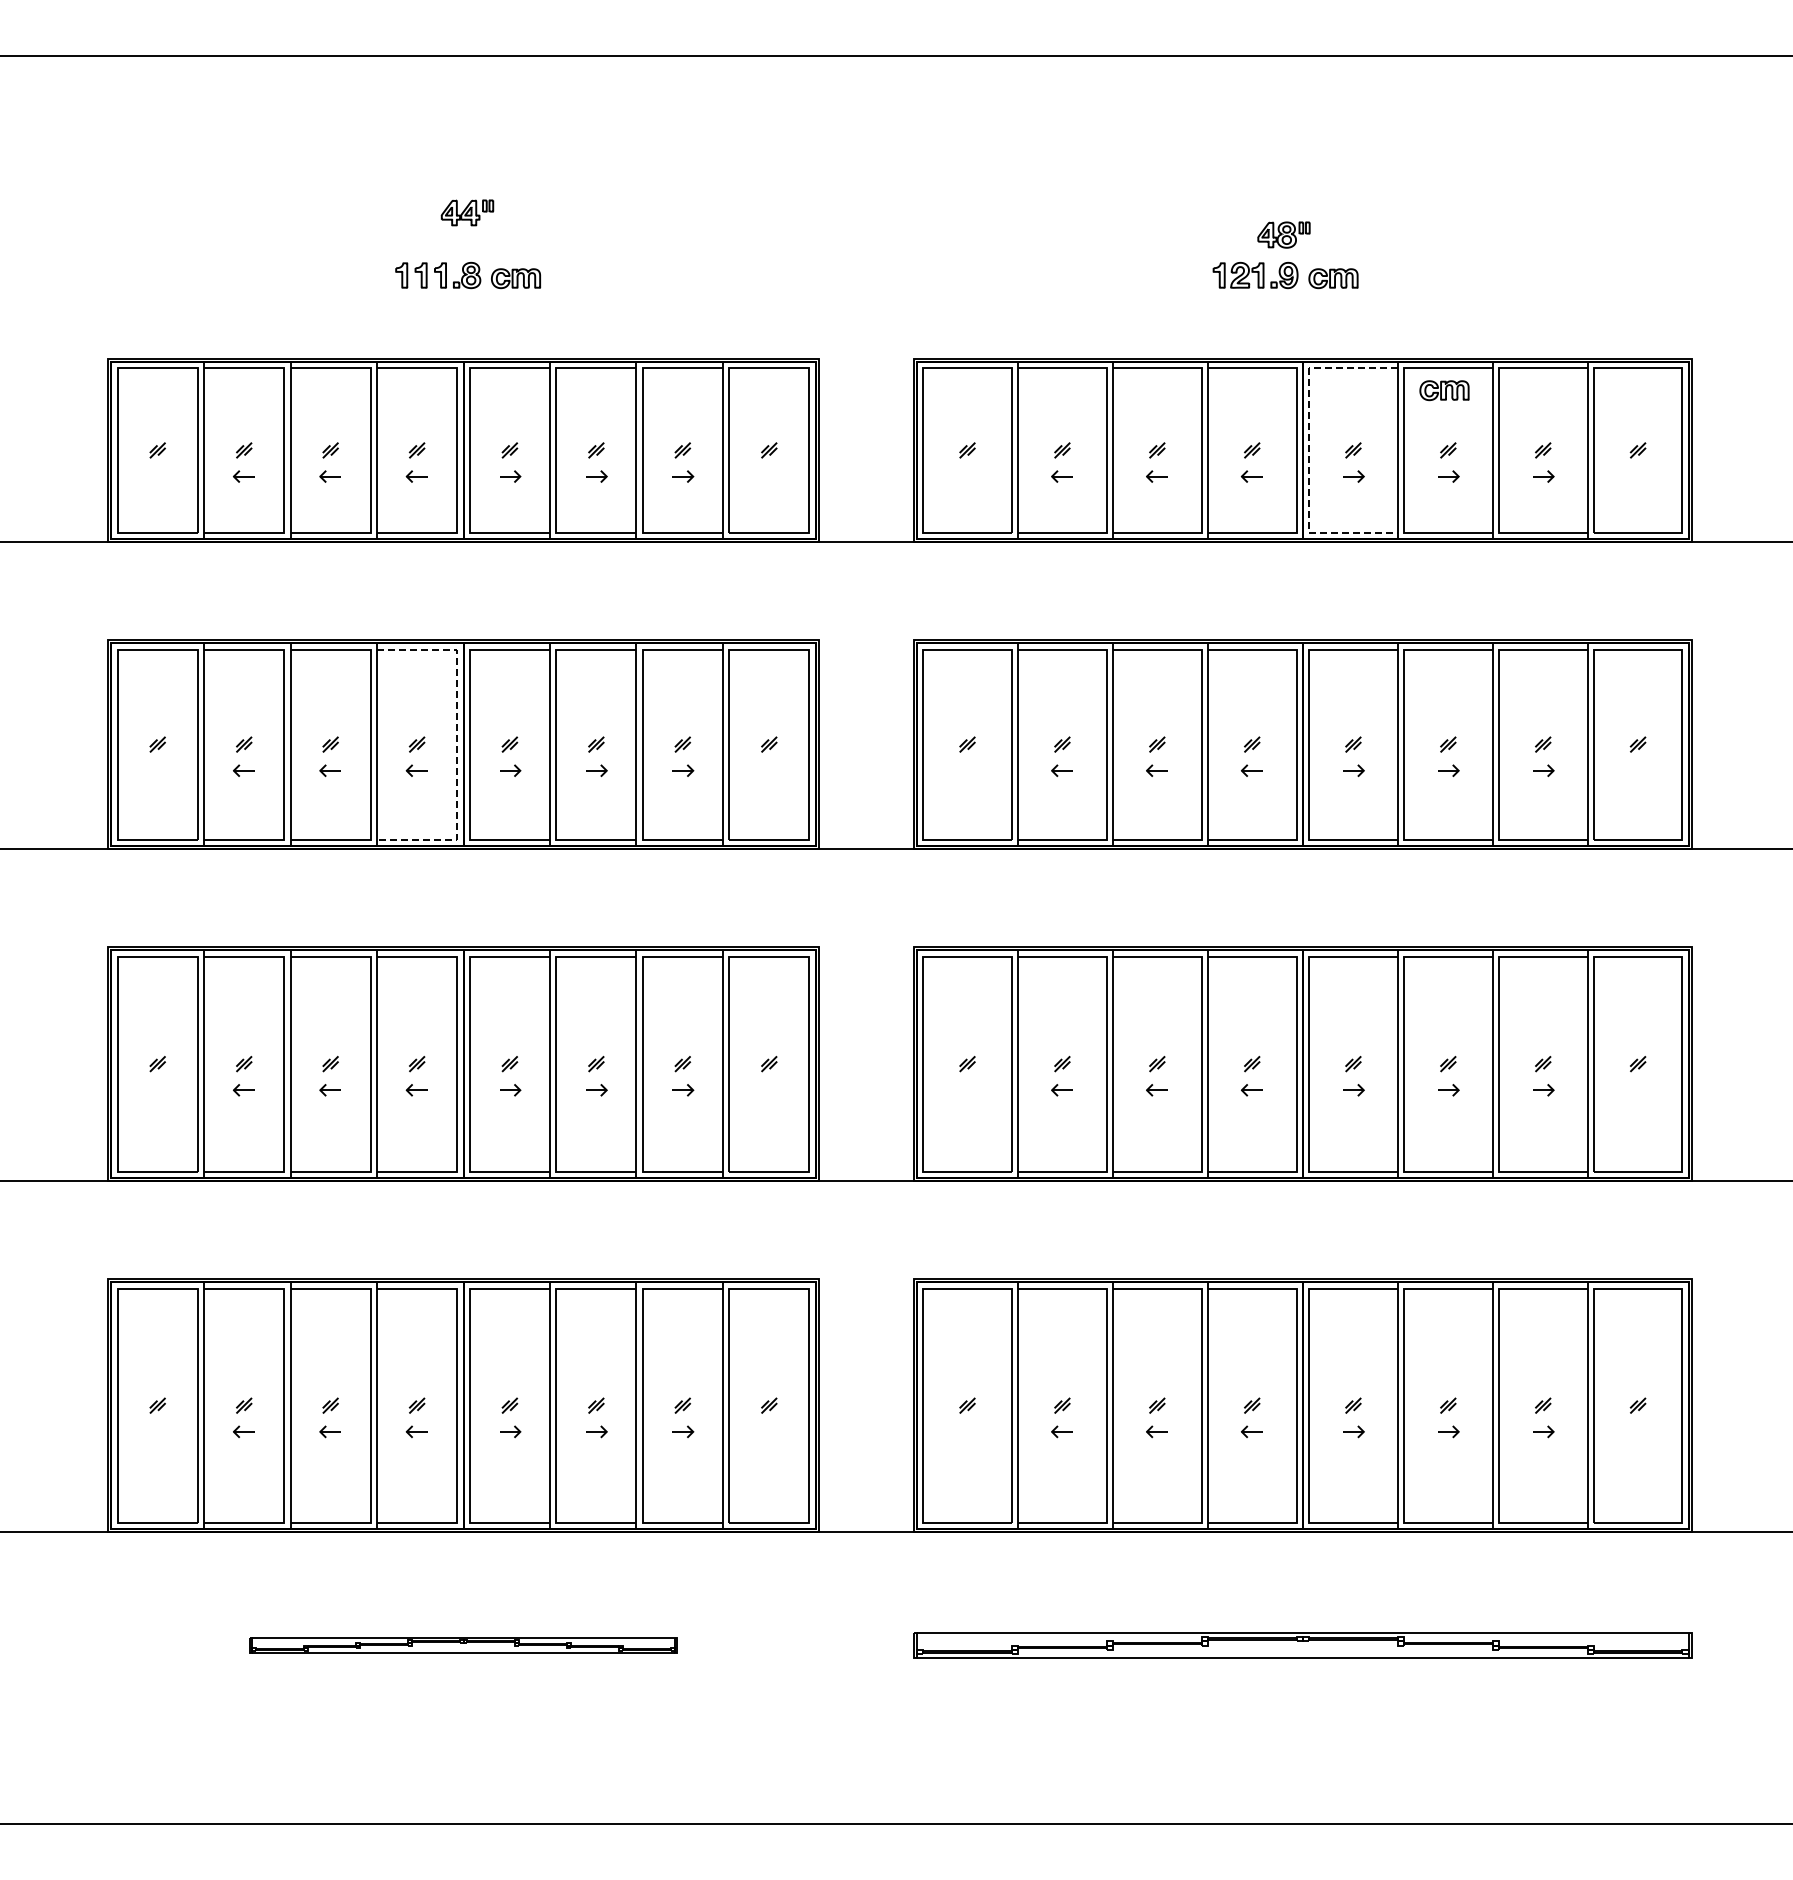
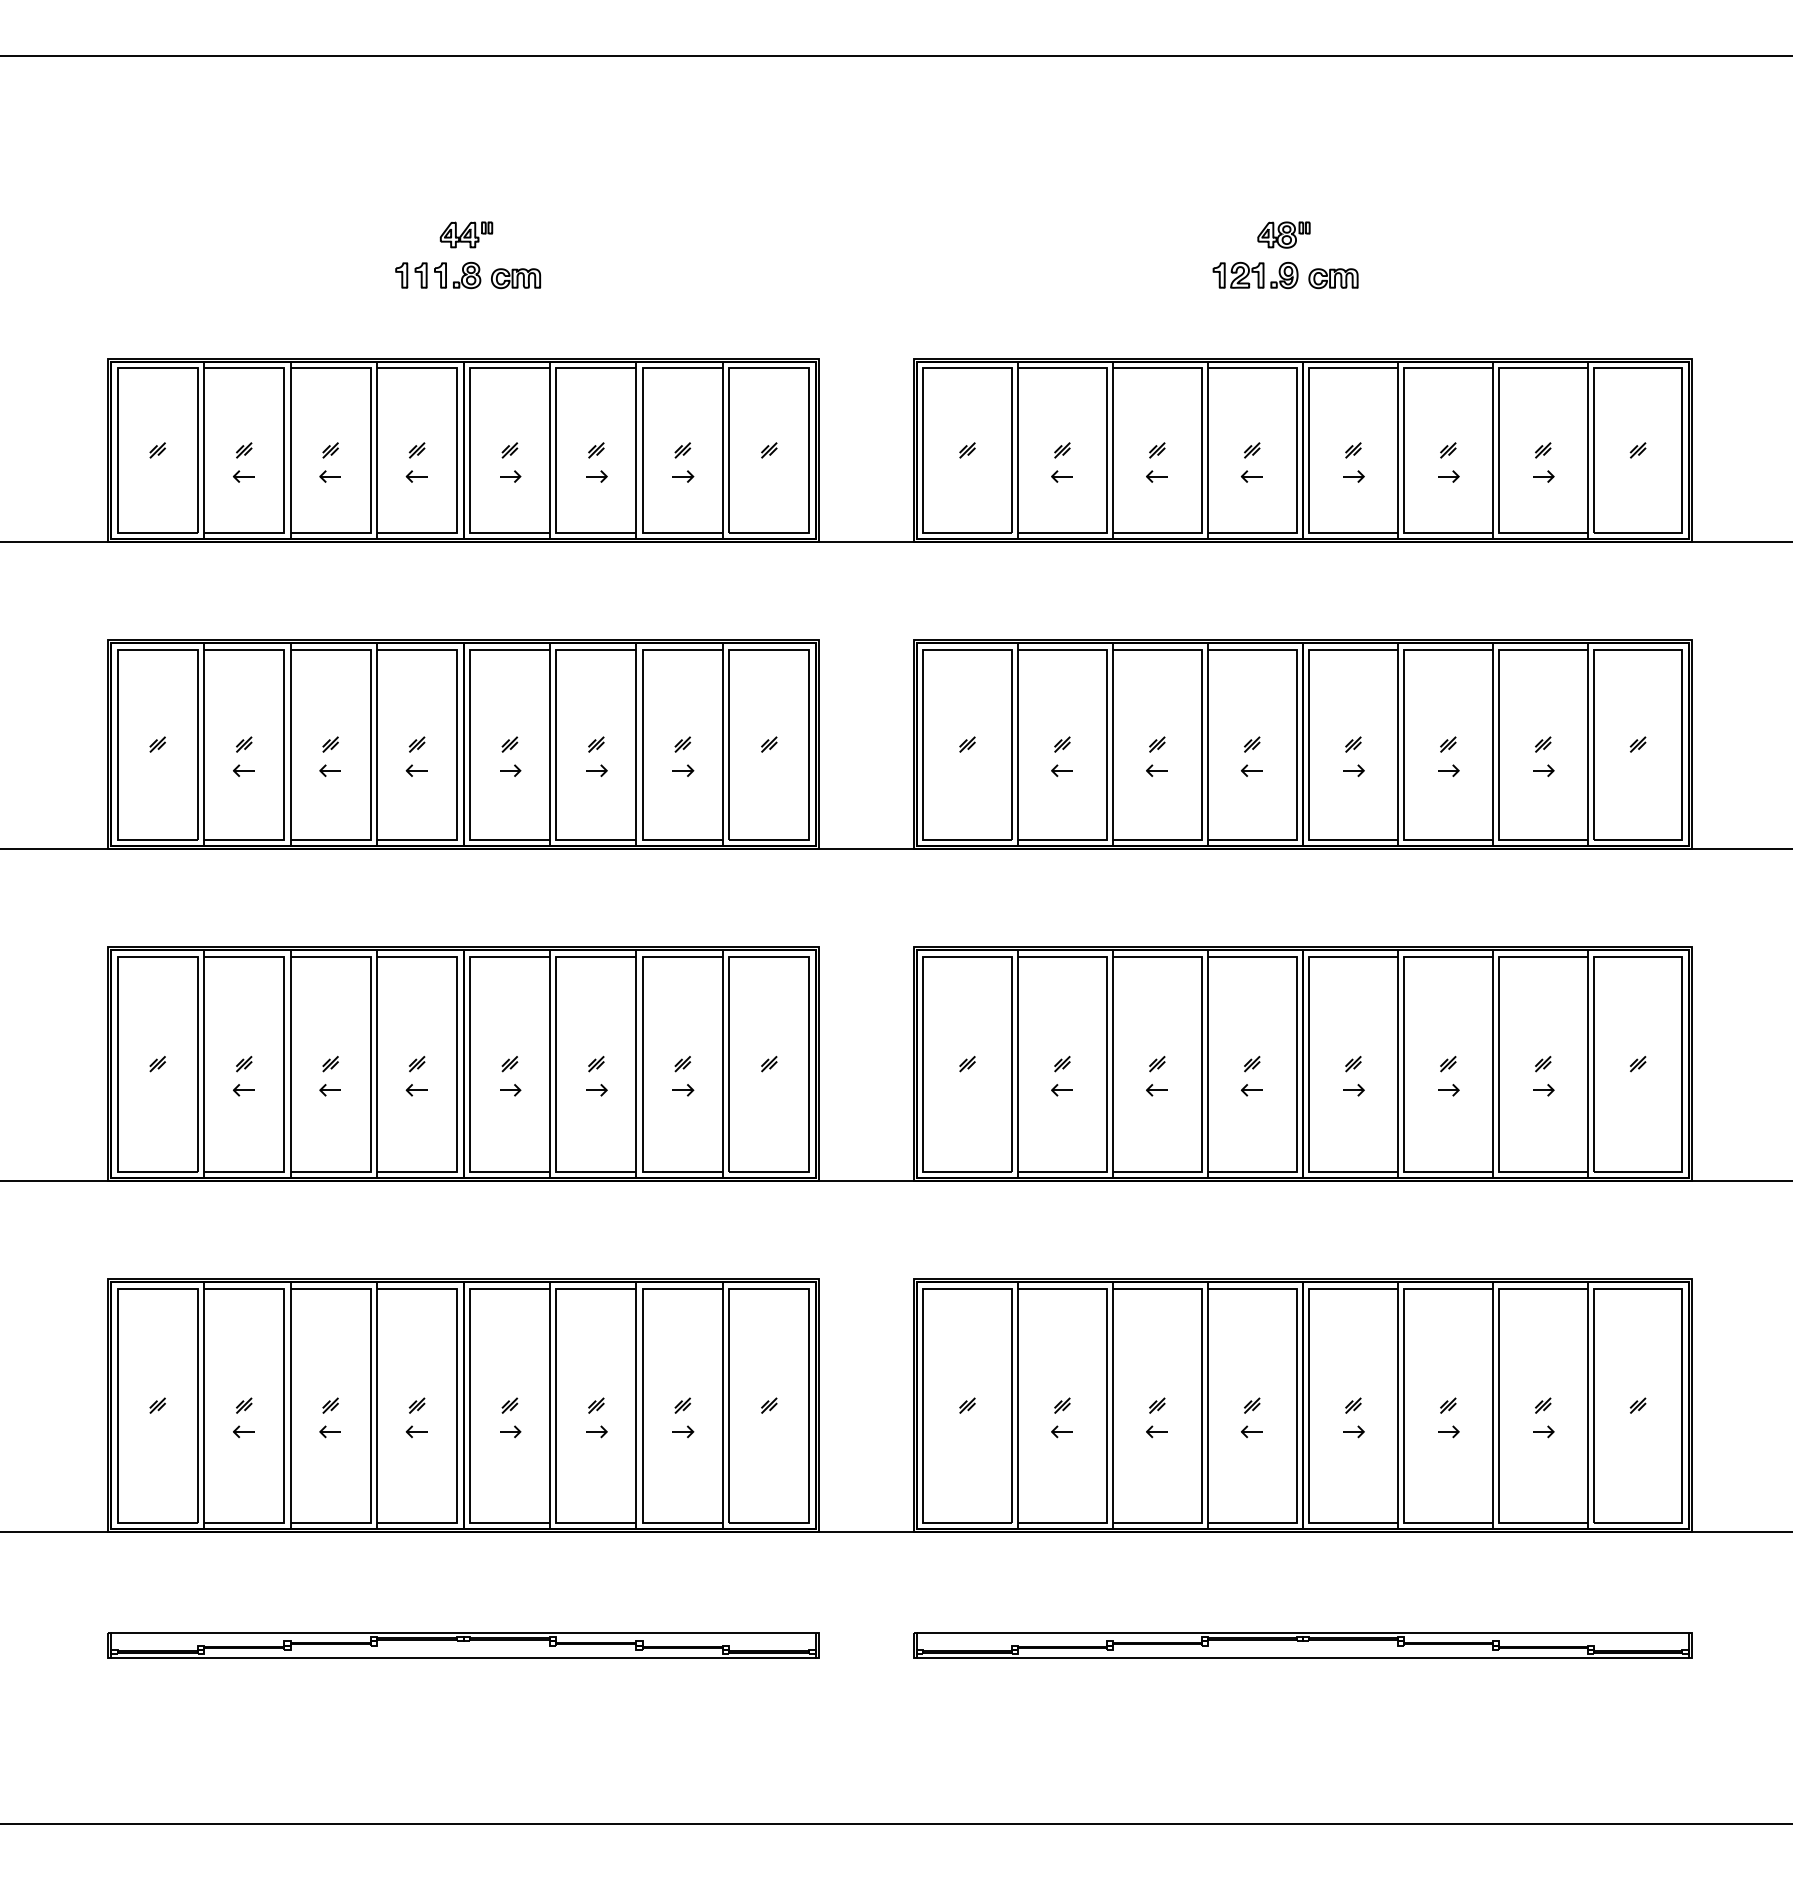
part position: (467, 212) -> (466, 234) (466, 234)
part: present -> none (1444, 390)
line: dashed -> solid (1309, 450)
line: dashed -> solid (457, 744)
part size: 429x17 px -> 713x27 px (463, 1645)
